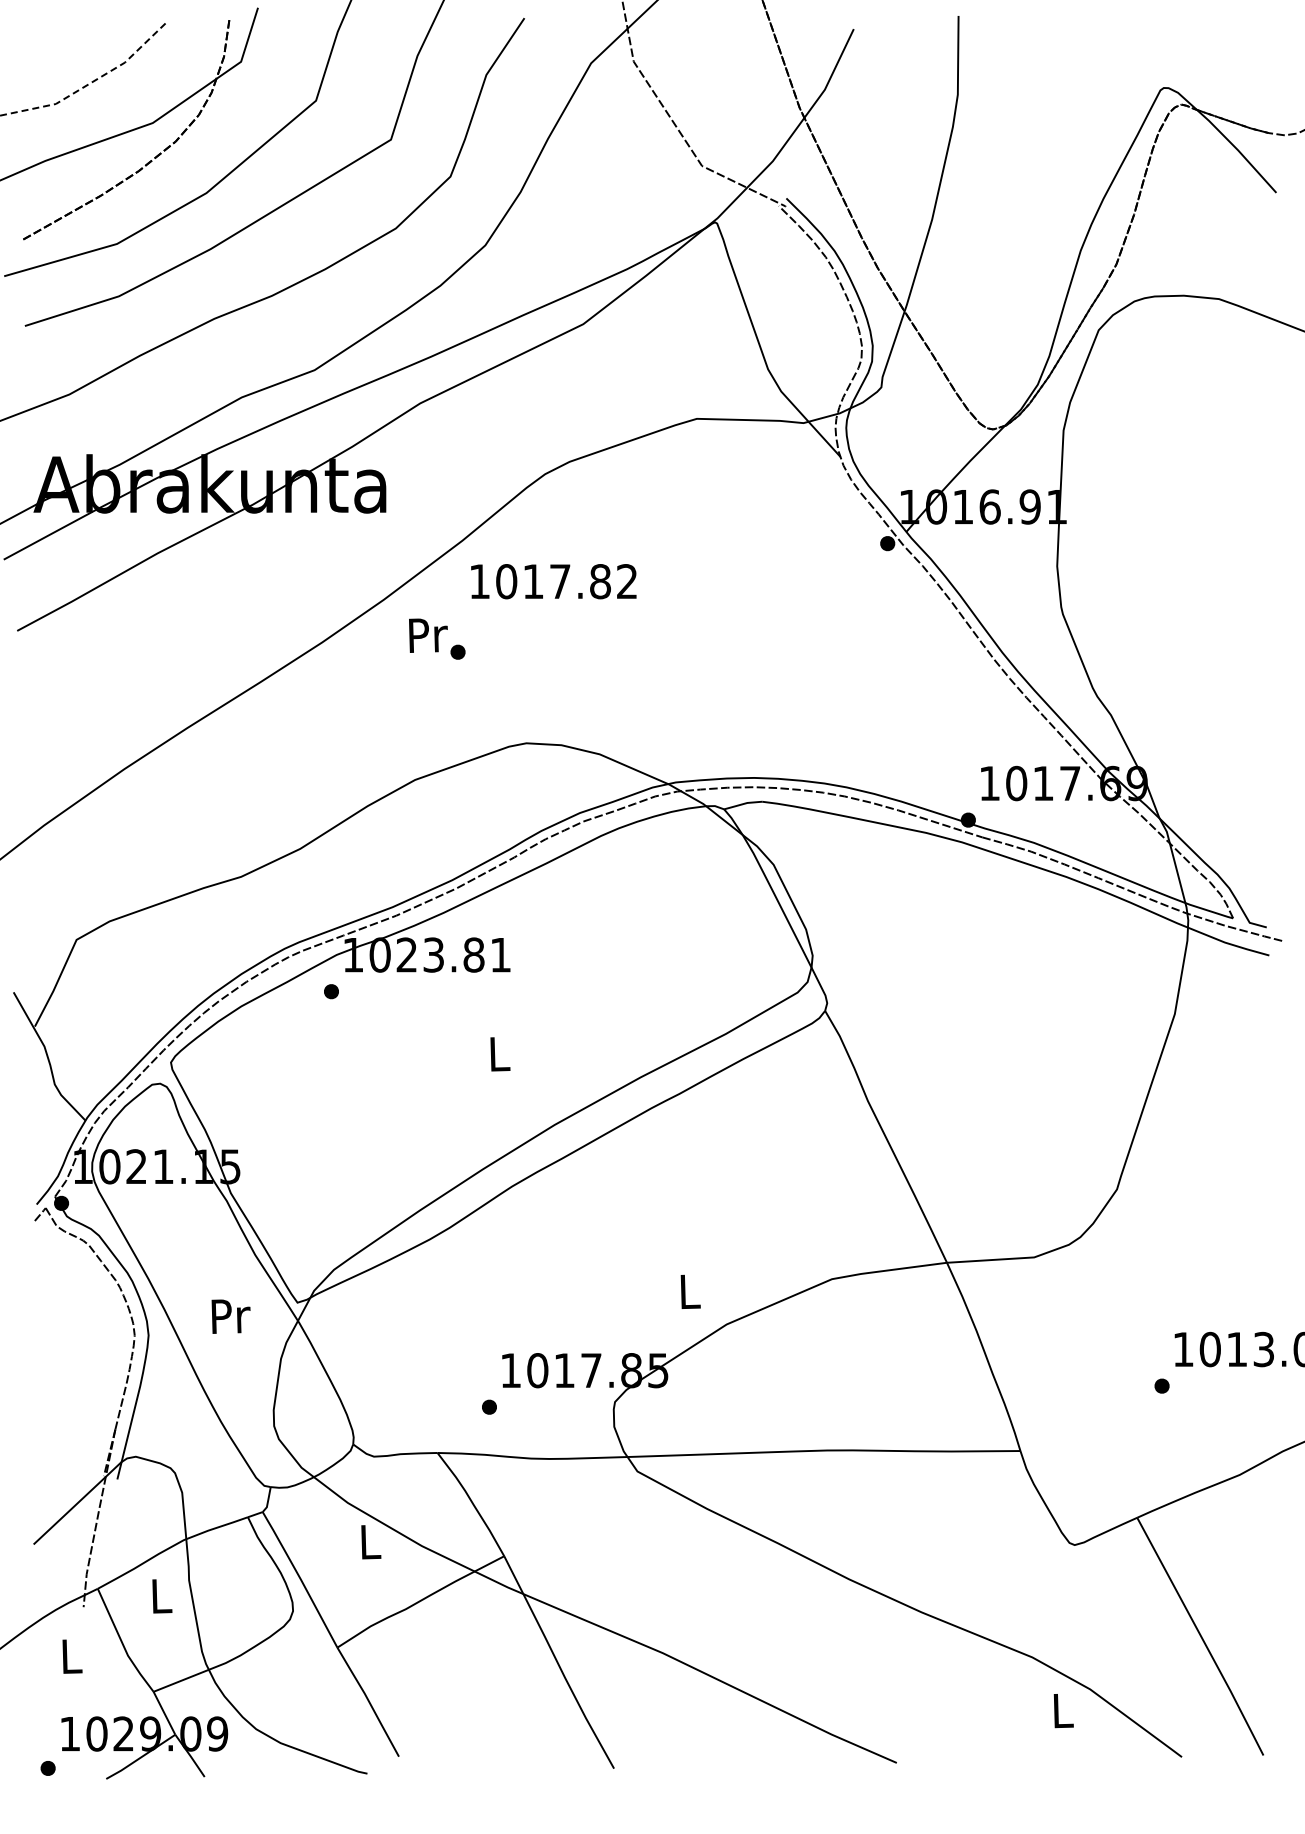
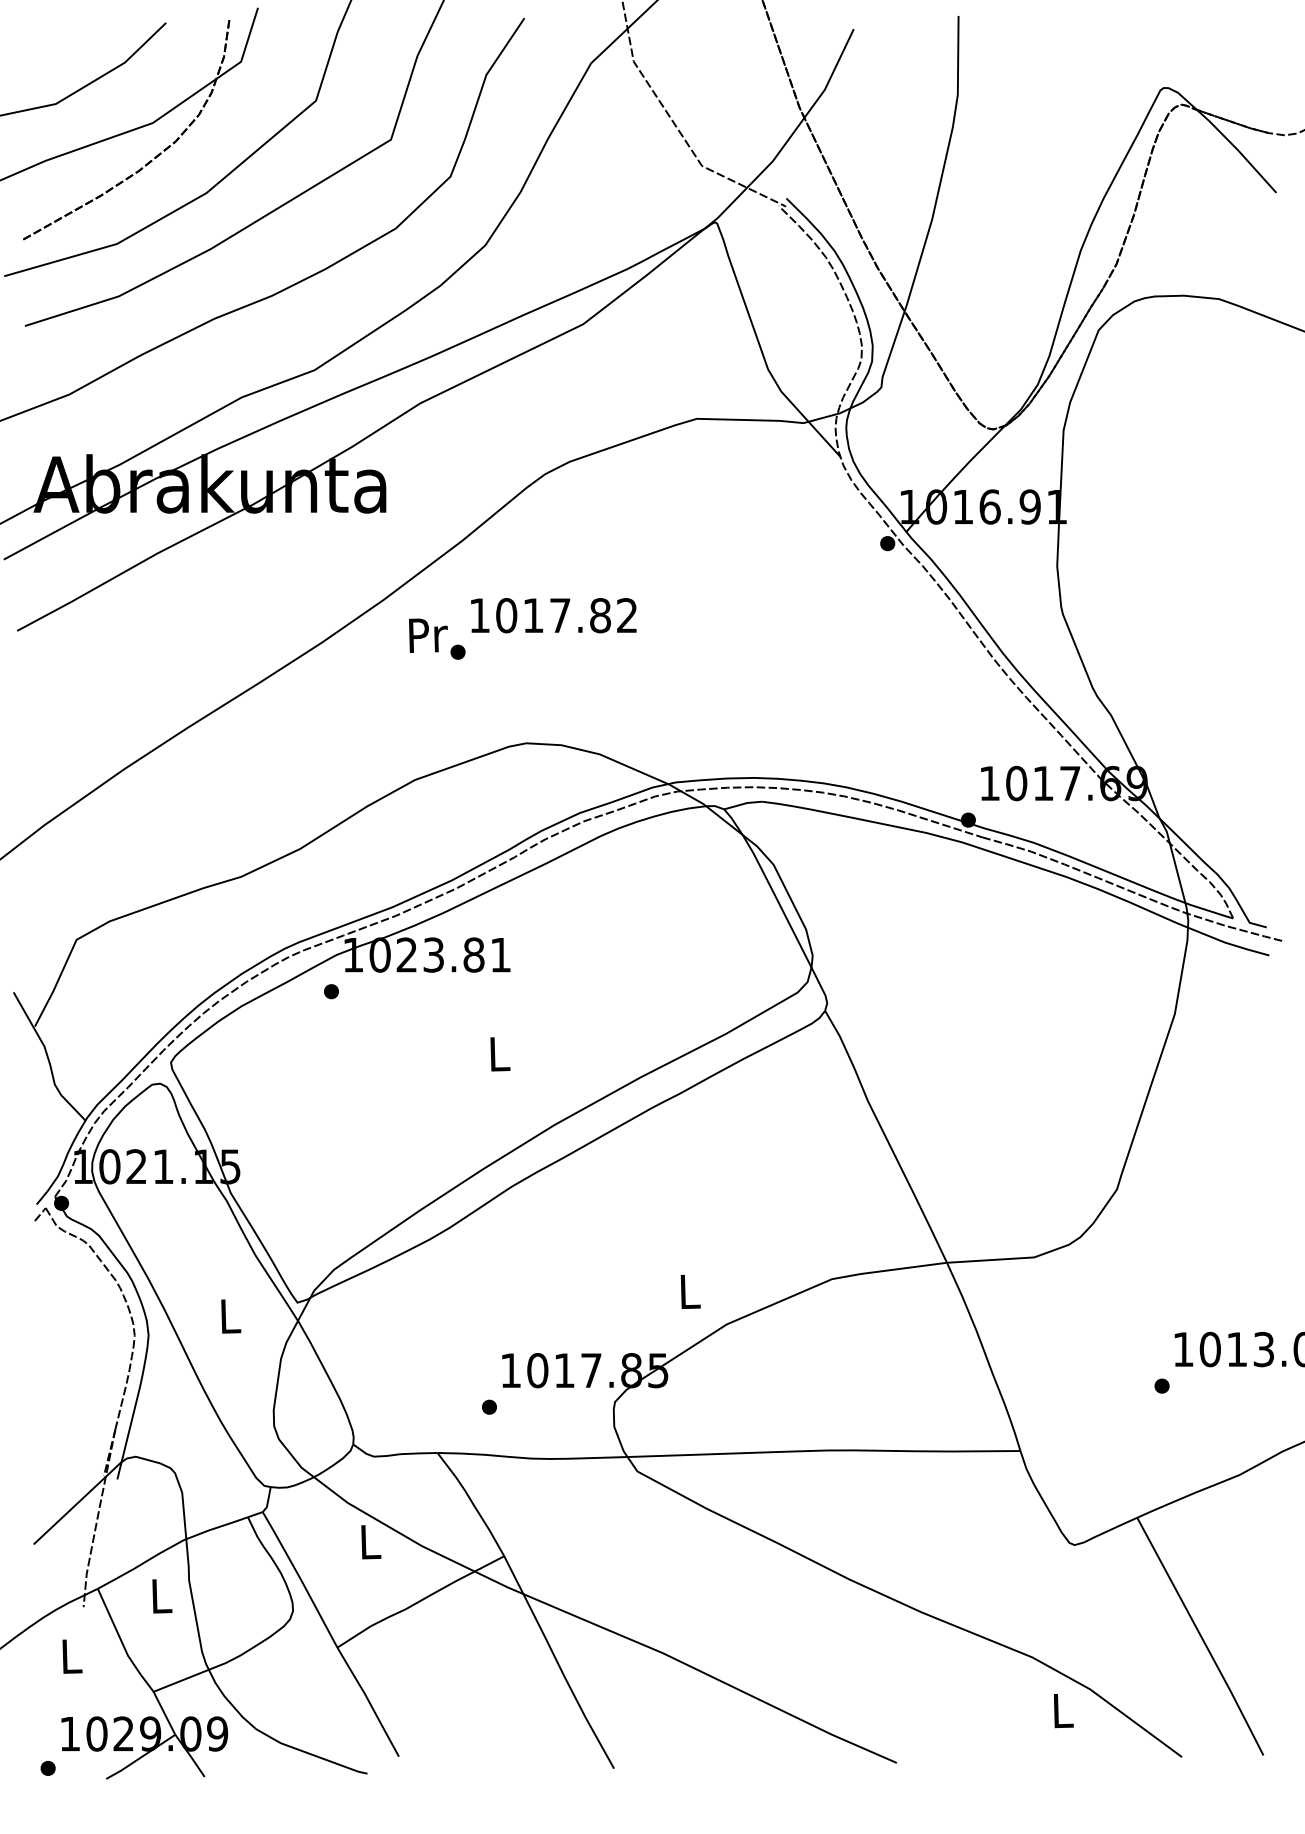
line: dashed -> solid (90, 83)
text position: (553, 581) -> (553, 615) (553, 615)
text: Pr -> L (230, 1316)
